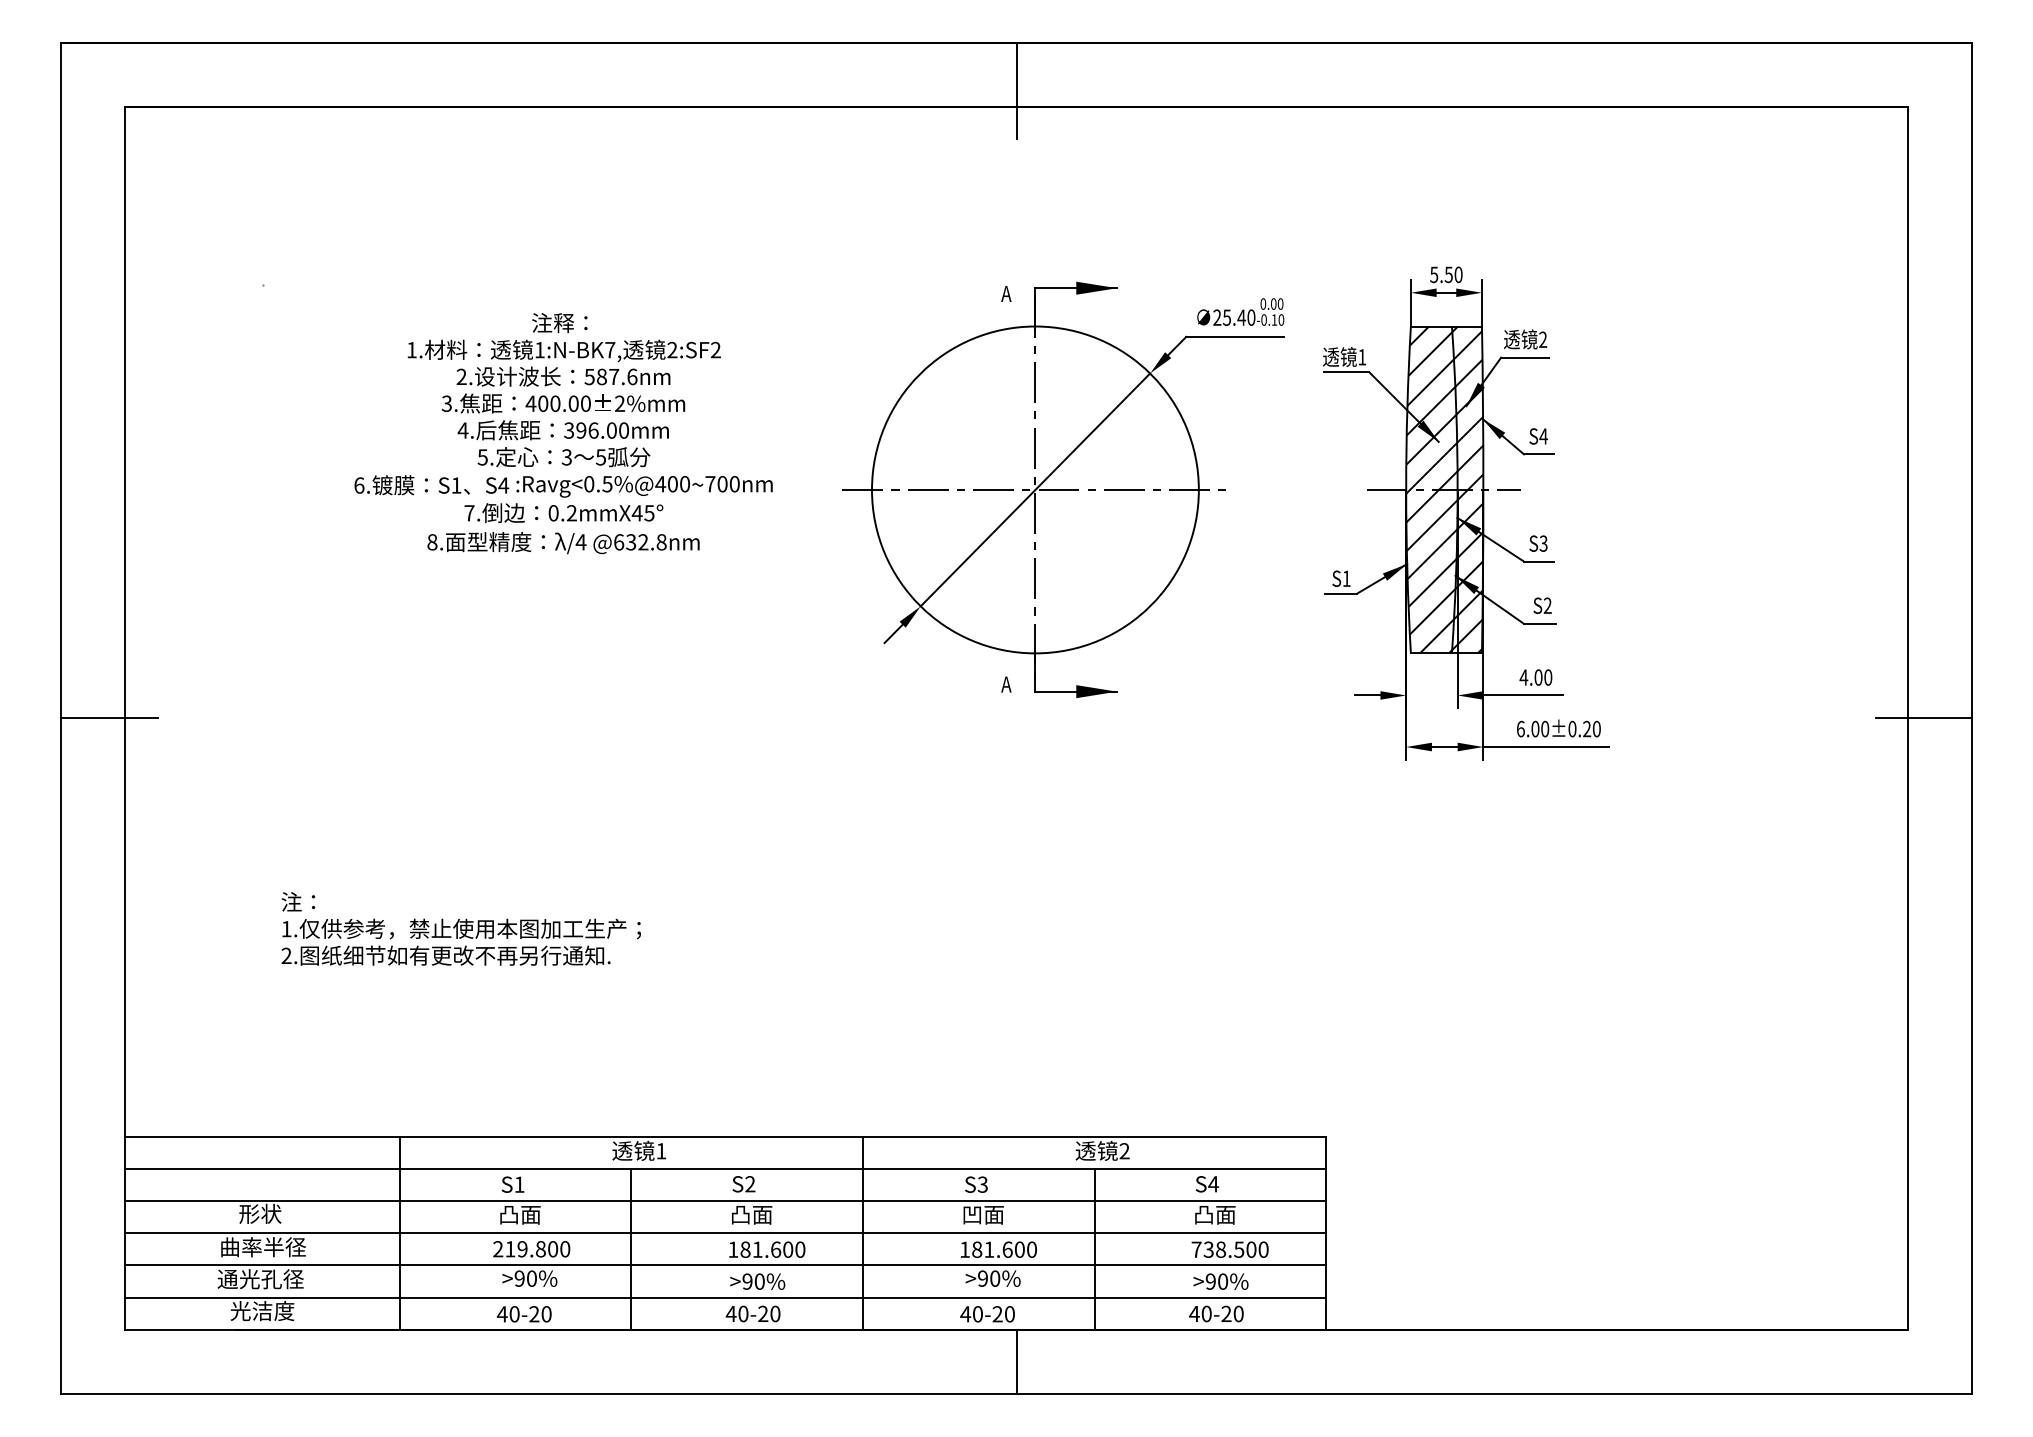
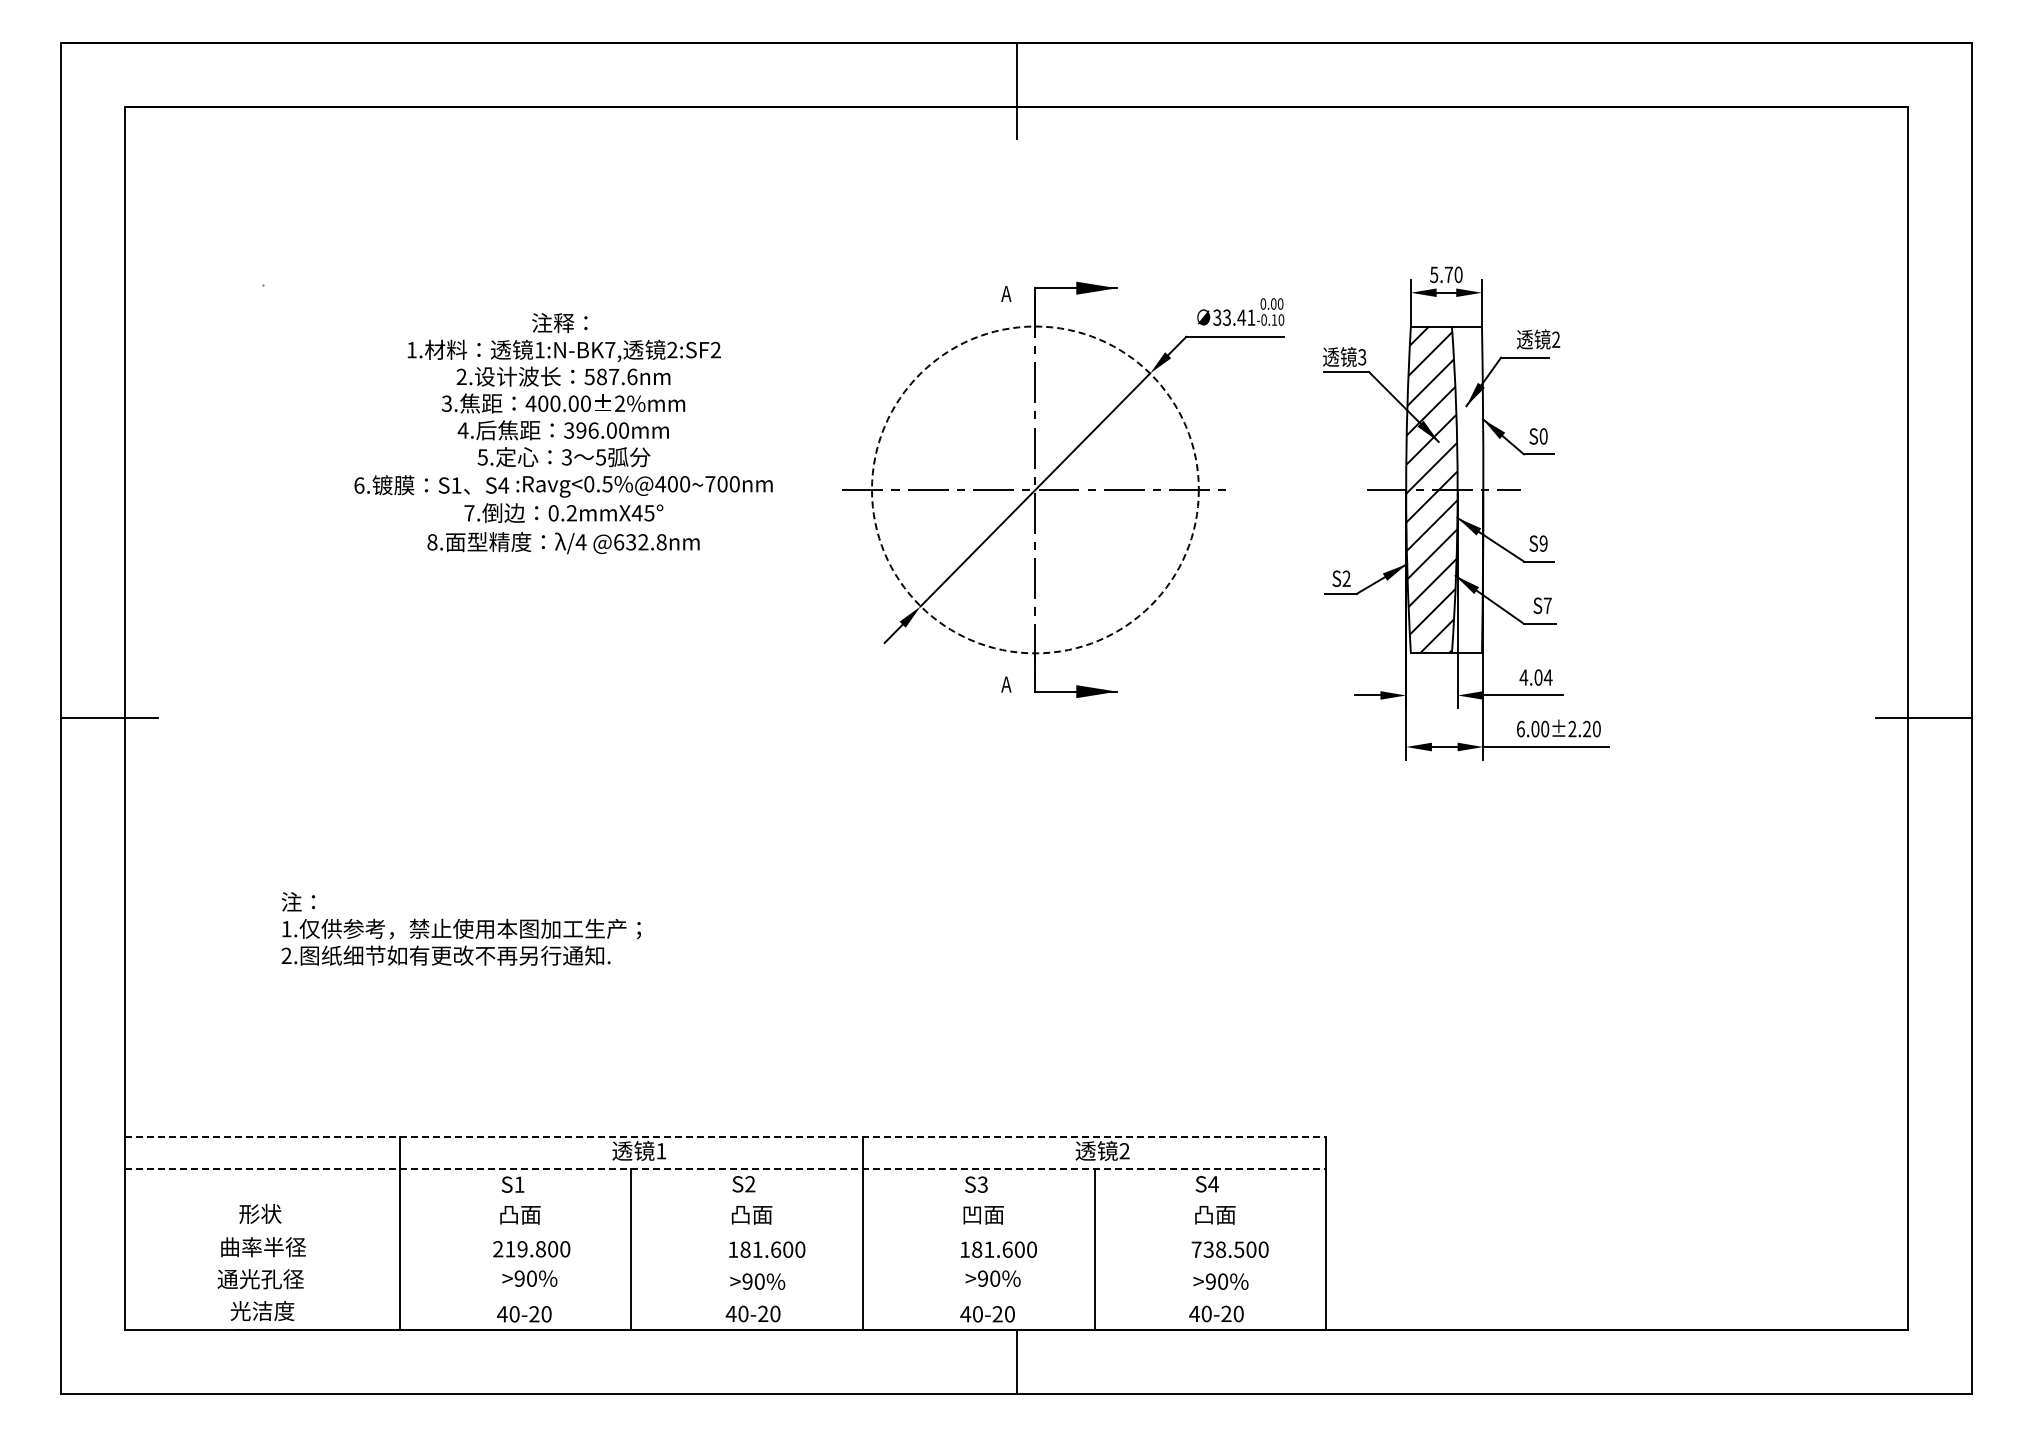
text: 5.50 -> 5.70 (1448, 274)
text: 25.40 -> 33.41 (1234, 317)
text position: (1525, 339) -> (1538, 339) (1538, 339)
text: 1 -> 3 (1362, 357)
text: S4 -> S0 (1543, 436)
circle: solid -> dashed (1035, 489)
hatch: present -> none (1467, 489)
text: S3 -> S9 (1543, 543)
text: S1 -> S2 (1346, 578)
text: S2 -> S7 (1547, 605)
text: 4.00 -> 4.04 (1547, 677)
text: 6.00±0.20 -> 6.00±2.20 (1572, 729)
line: solid -> dashed (726, 1136)
line: solid -> dashed (726, 1168)
line: present -> none (725, 1201)
line: present -> none (725, 1233)
line: present -> none (725, 1265)
line: present -> none (725, 1297)
